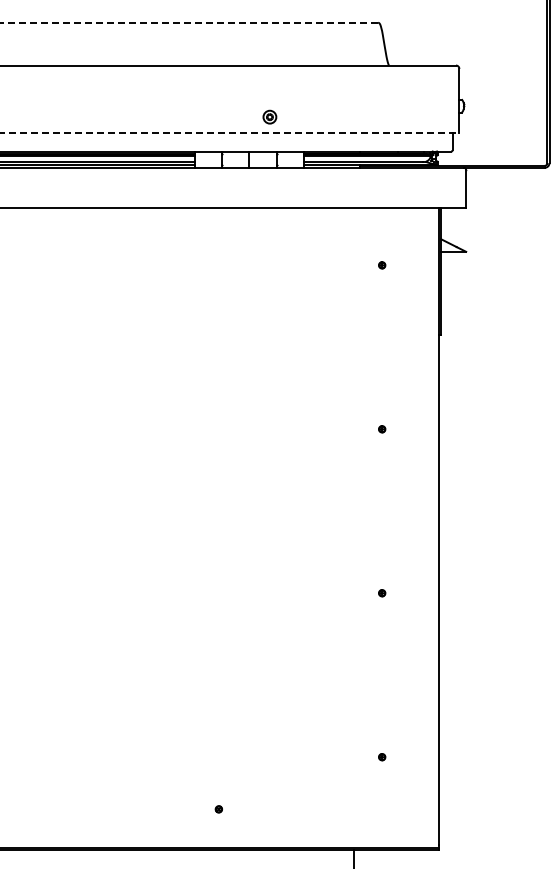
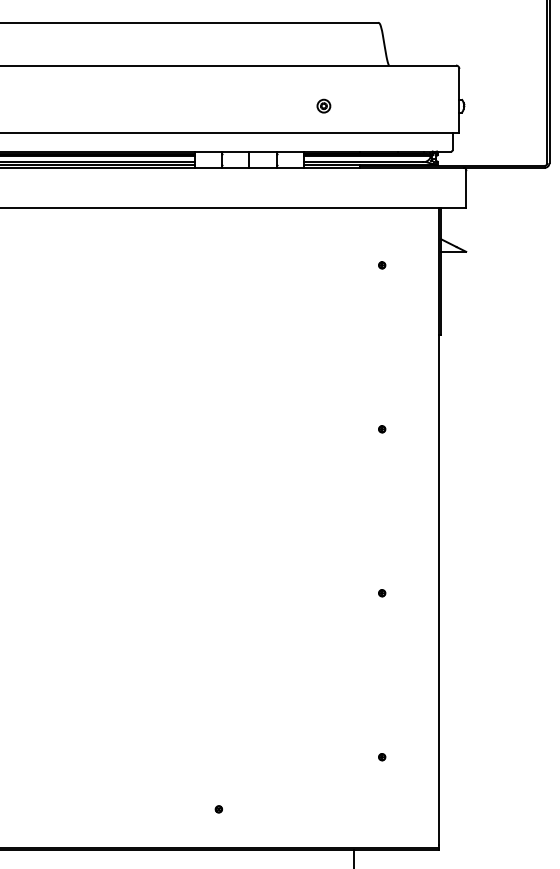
line: dashed -> solid (189, 22)
part position: (269, 116) -> (323, 105) (323, 105)
line: dashed -> solid (230, 133)
